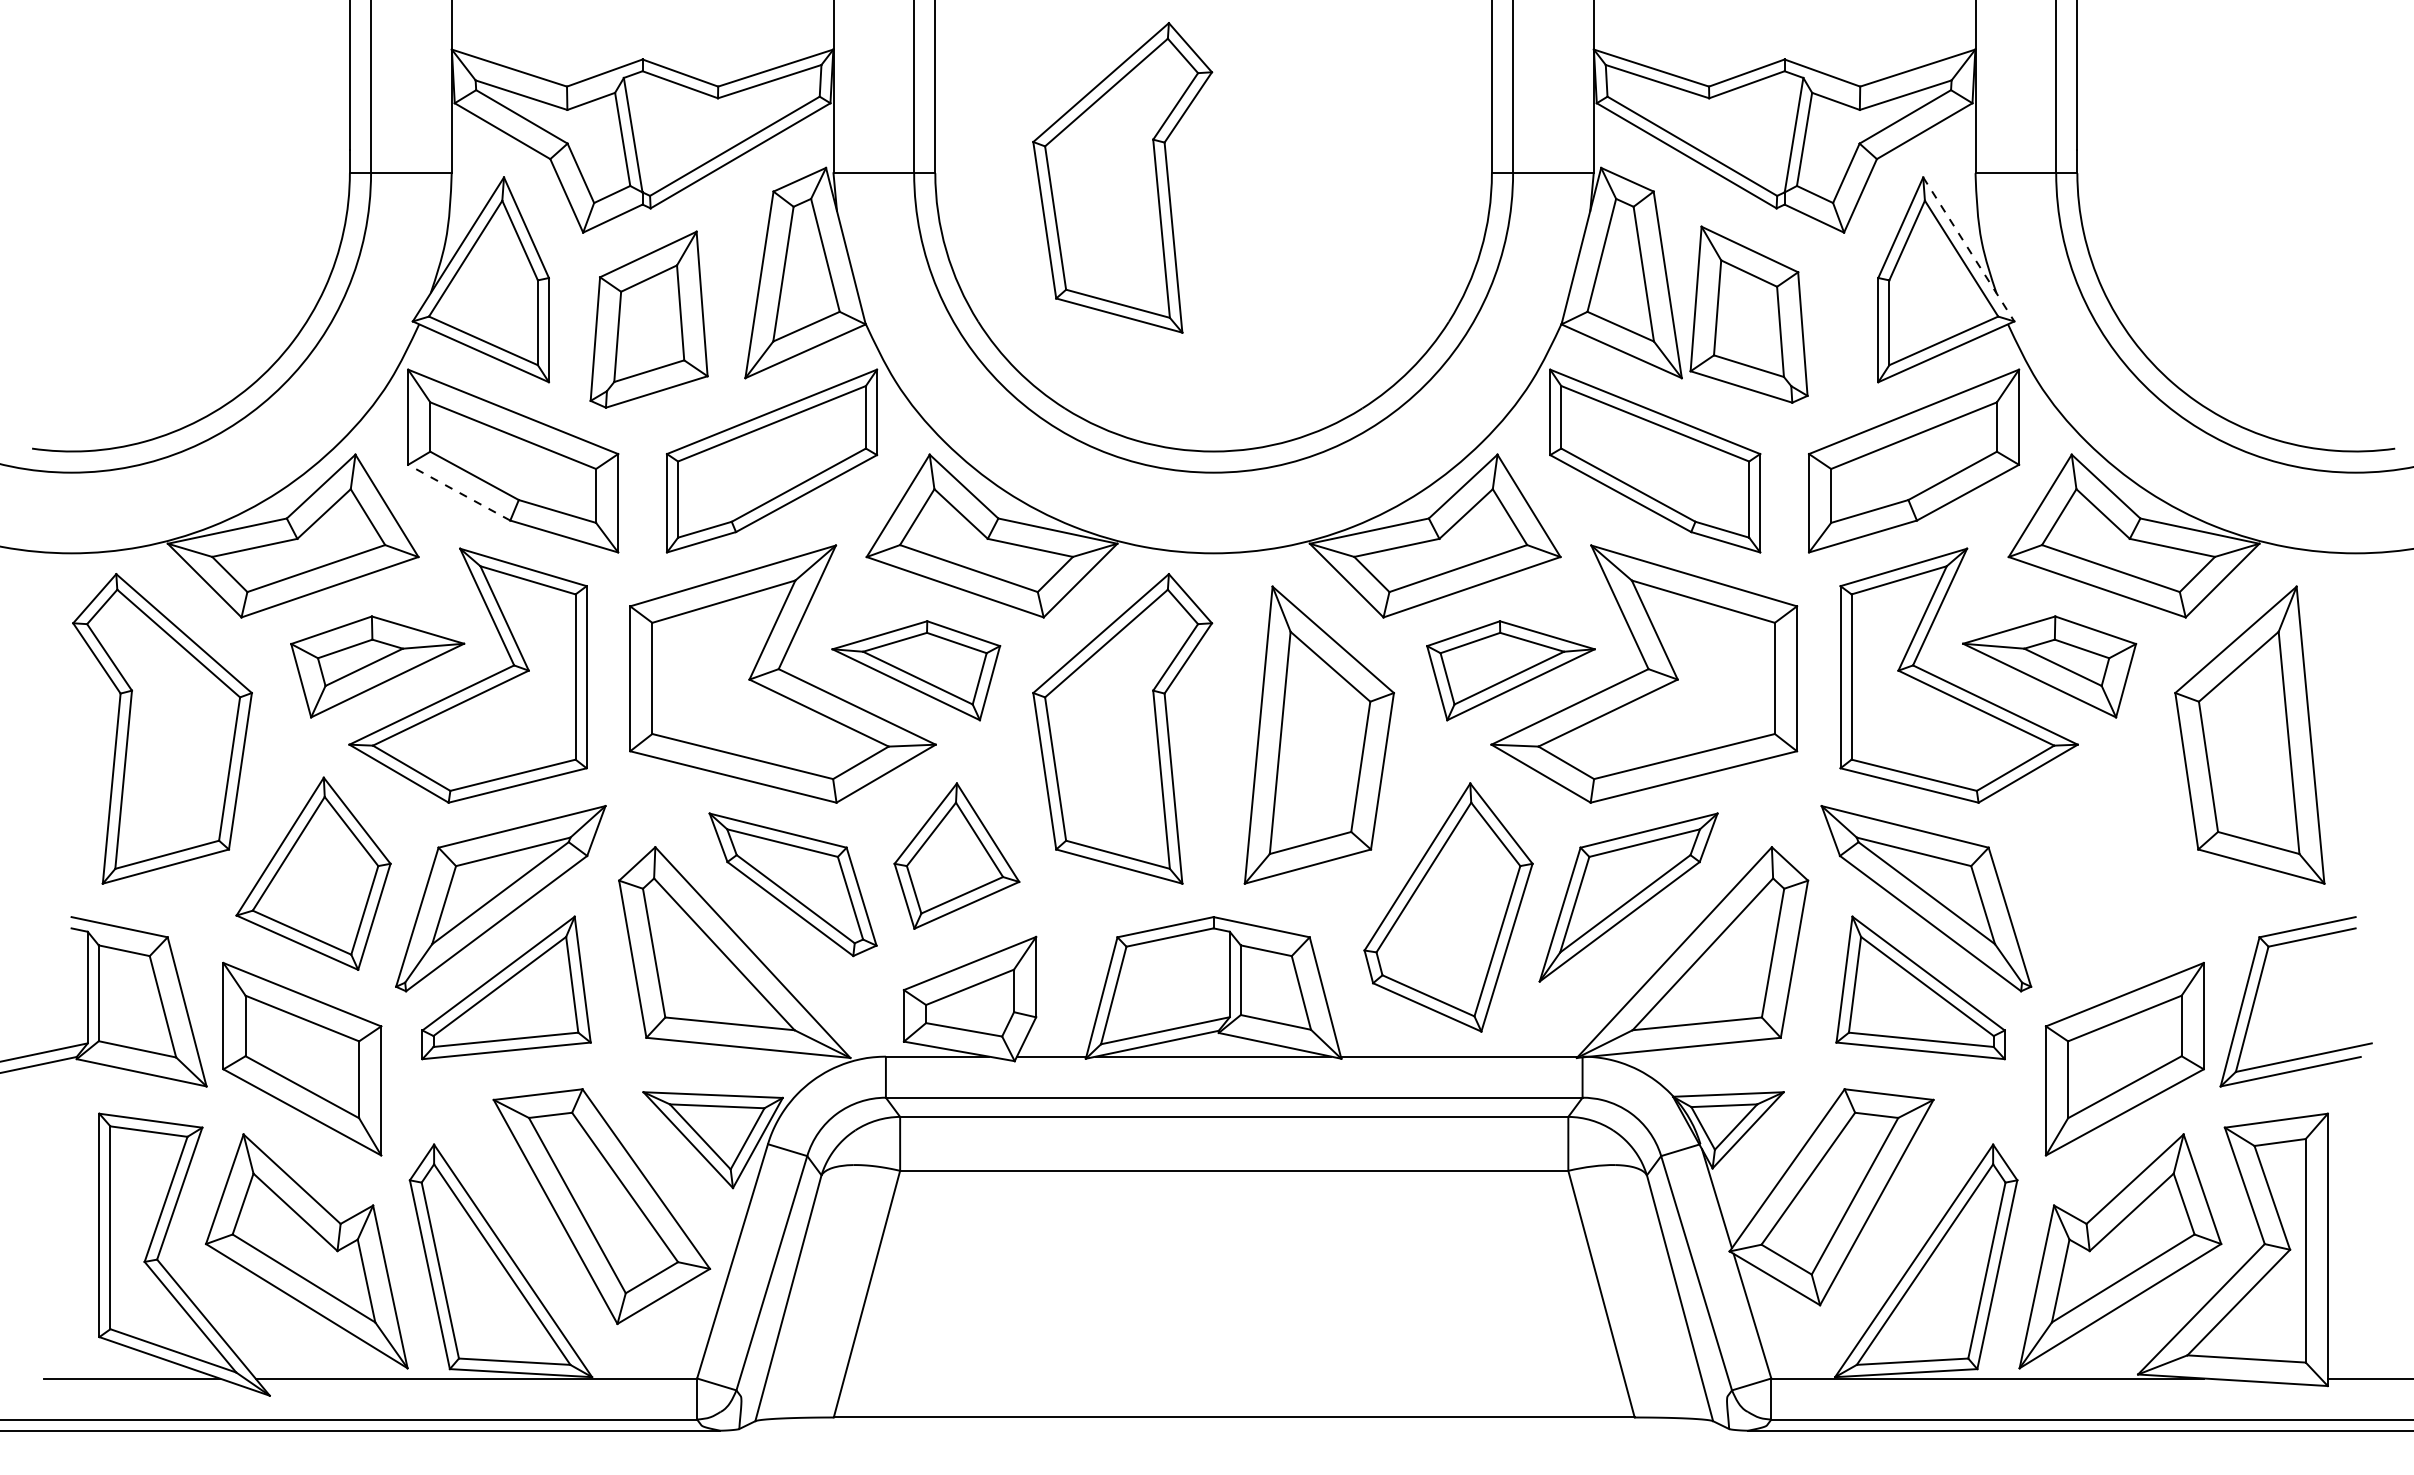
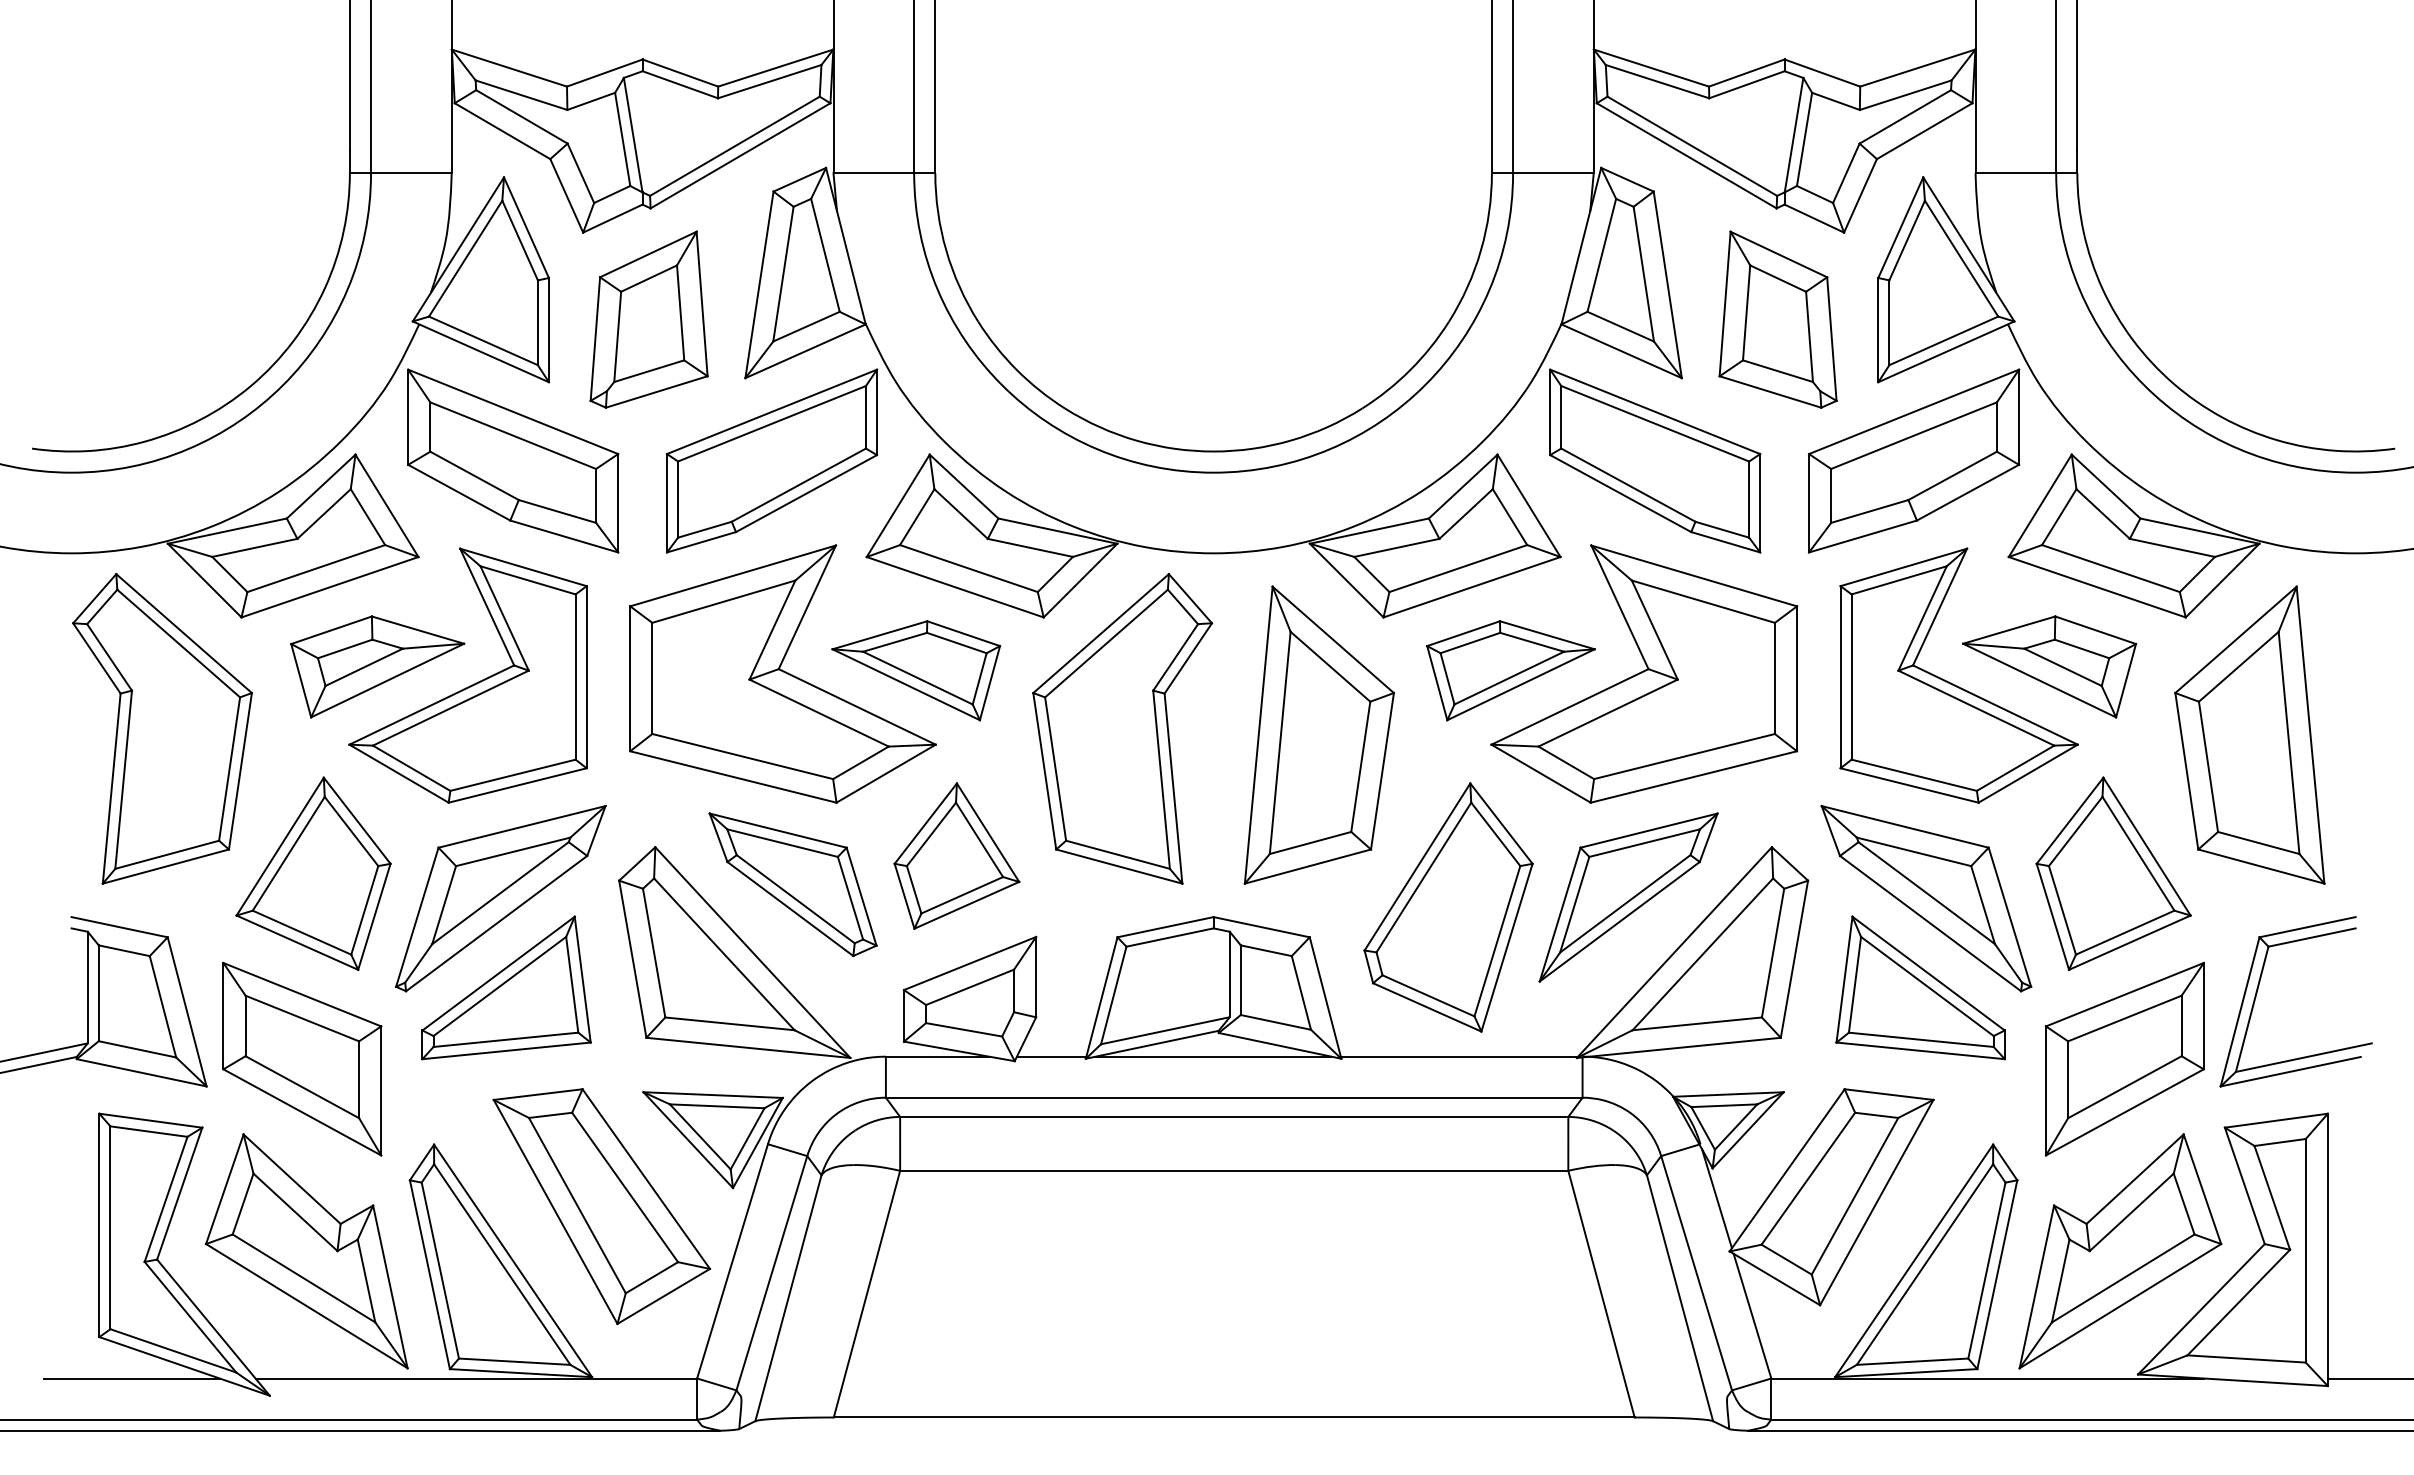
part: present -> none (1122, 177)
line: dashed -> solid (1969, 249)
part position: (1748, 314) -> (1777, 319) (1777, 319)
line: dashed -> solid (458, 492)
part: none -> present (2113, 873)
